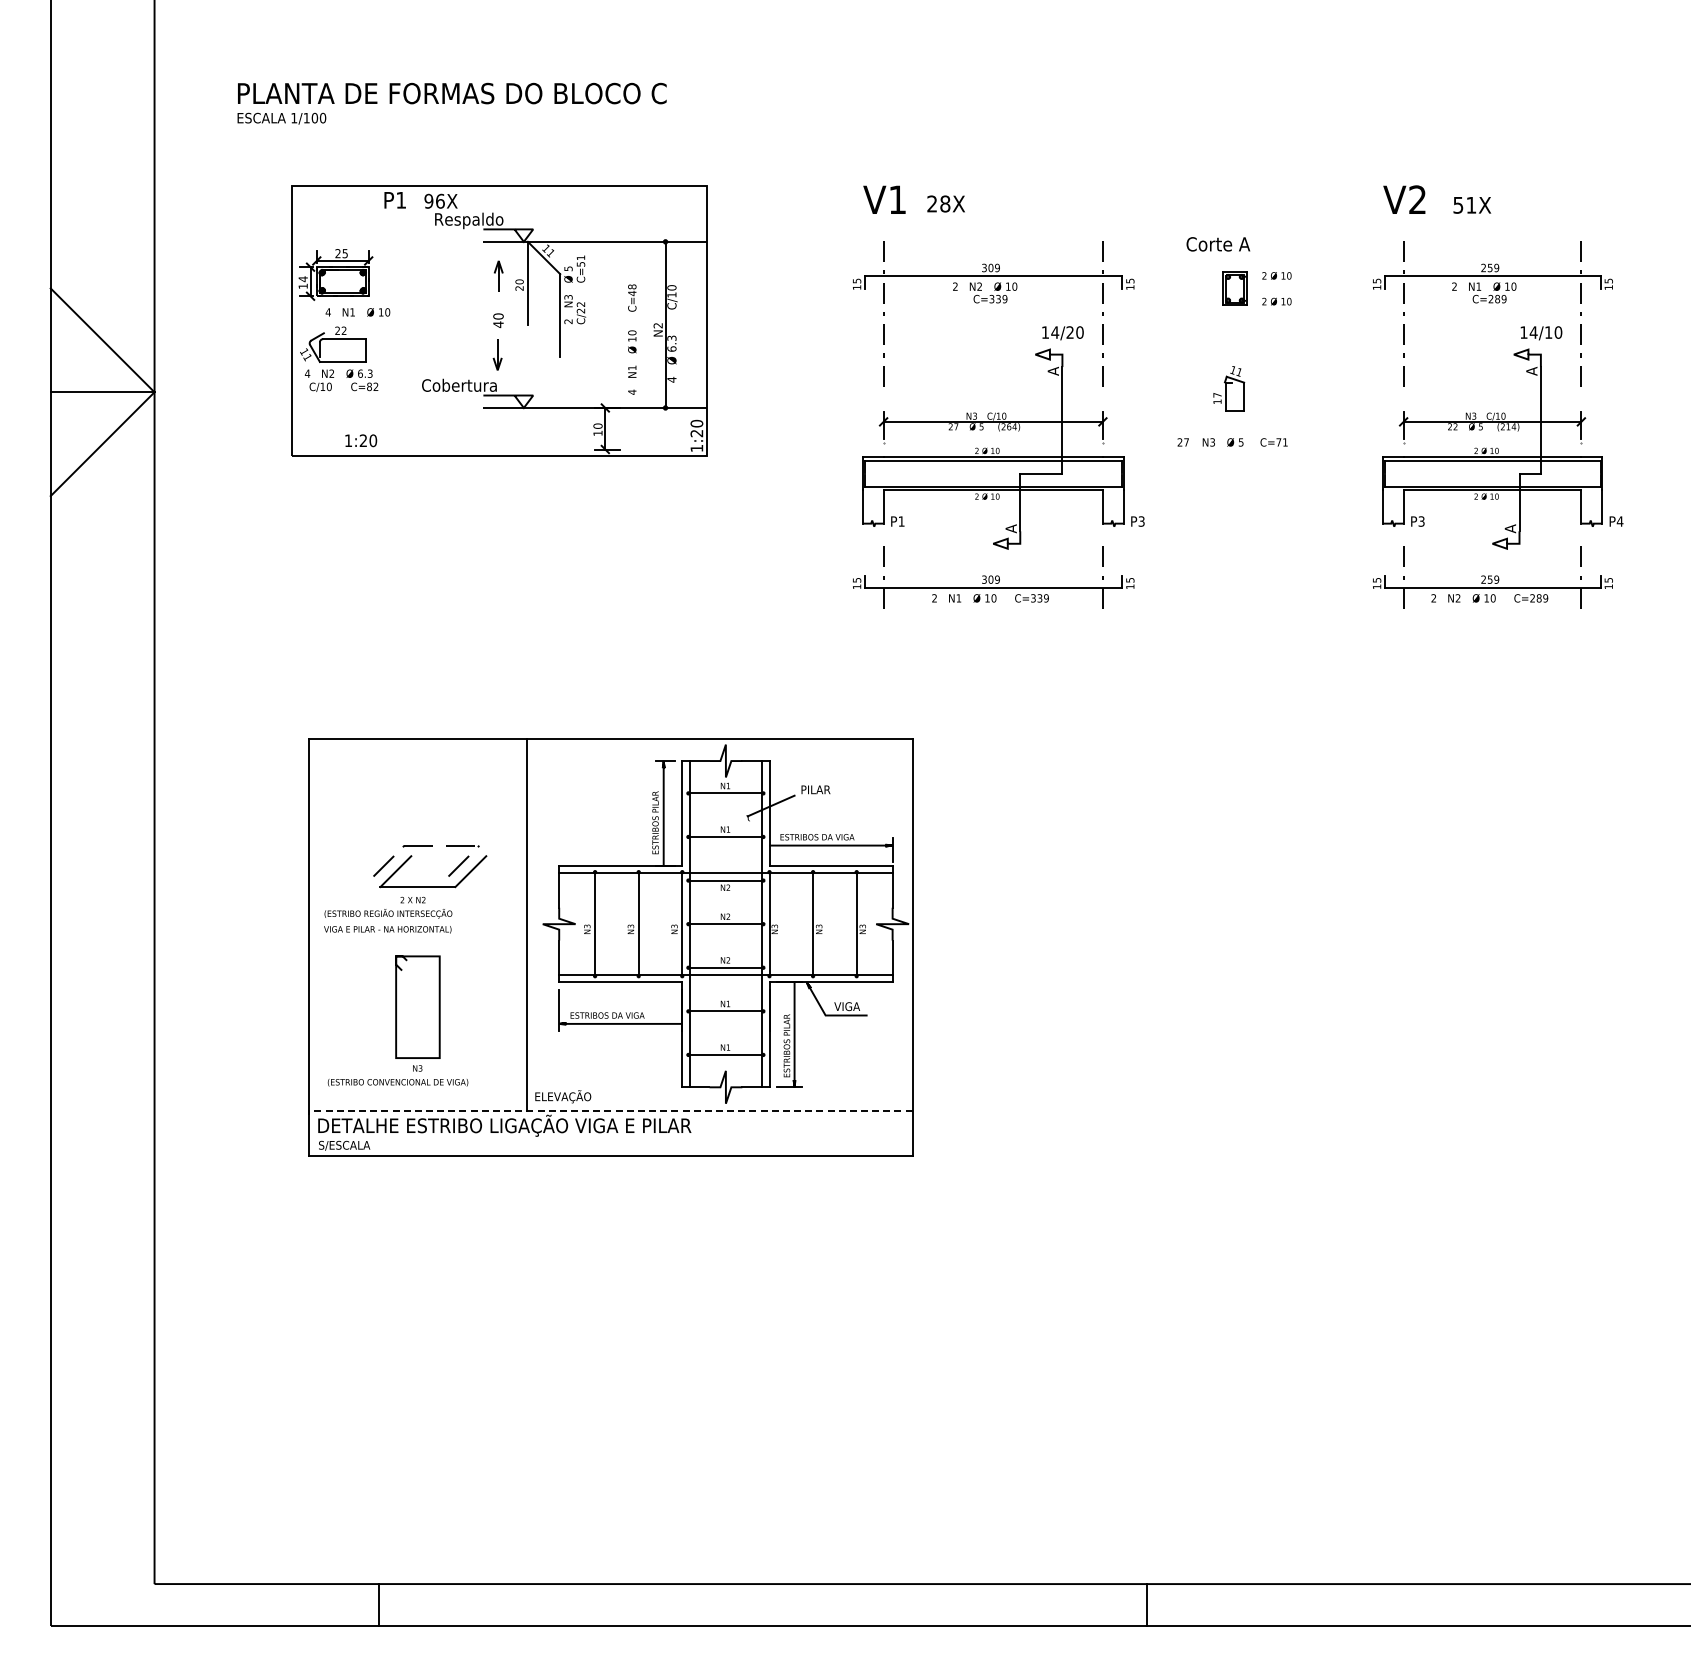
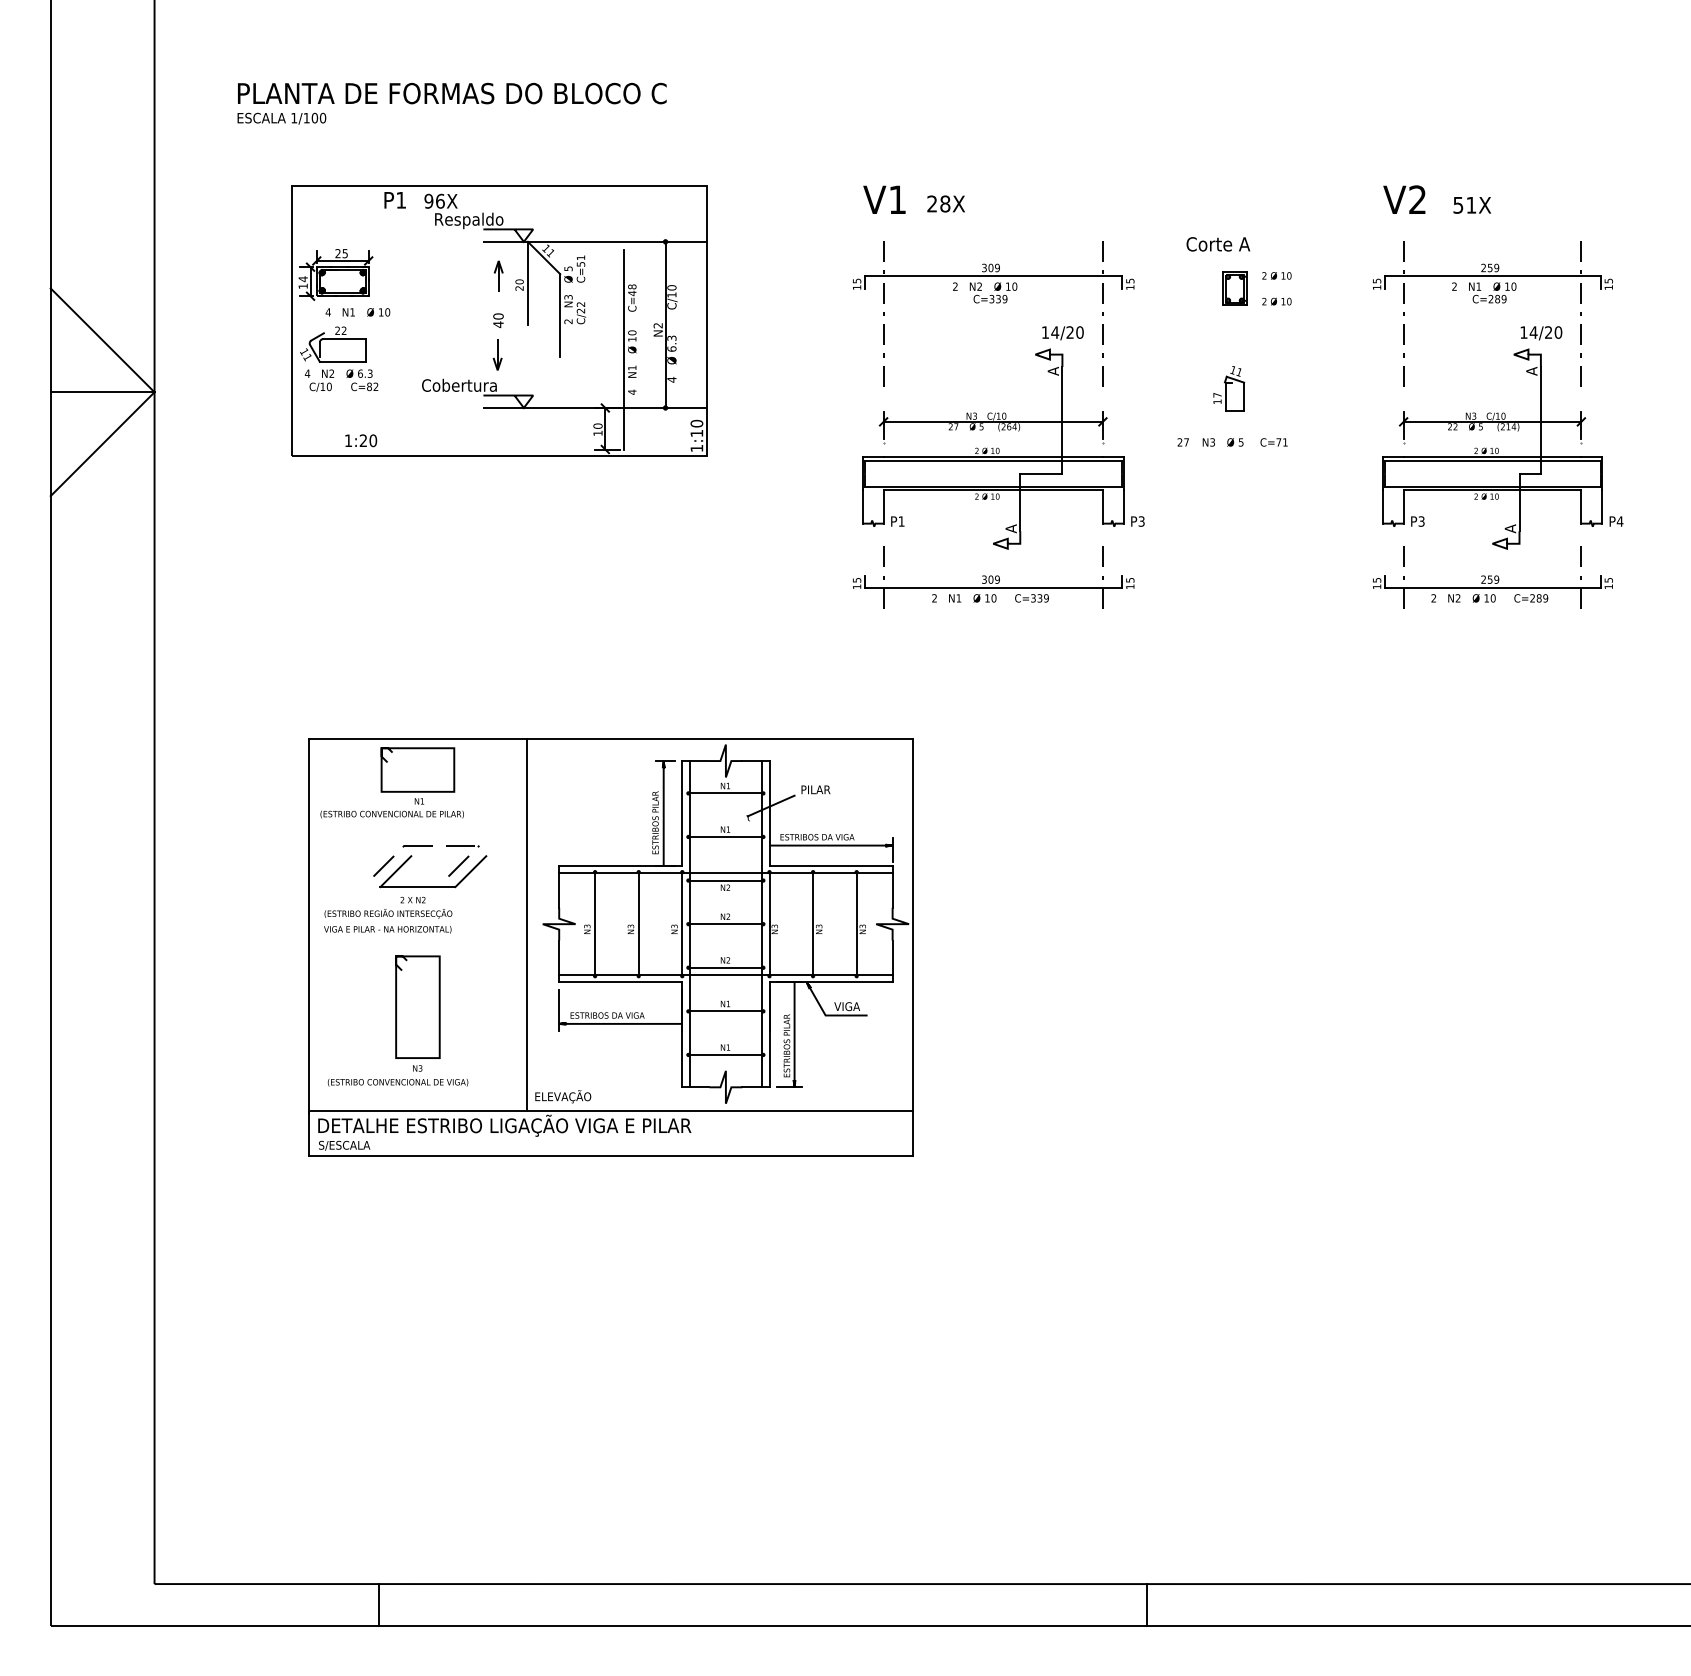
text: 14/10 -> 14/20 (1548, 332)
line: none -> present (624, 349)
text: 1:20 -> 1:10 (696, 433)
part: none -> present (391, 782)
line: dashed -> solid (610, 1111)
